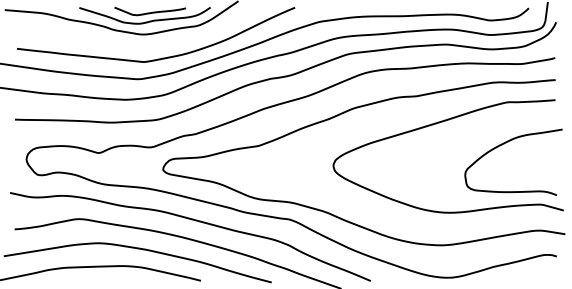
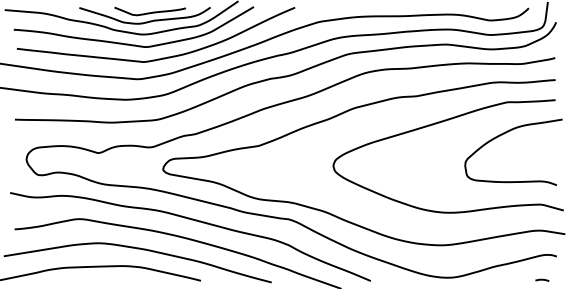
curve: none -> present (128, 43)
curve position: (504, 144) -> (504, 134) (504, 134)
curve: none -> present (542, 279)
